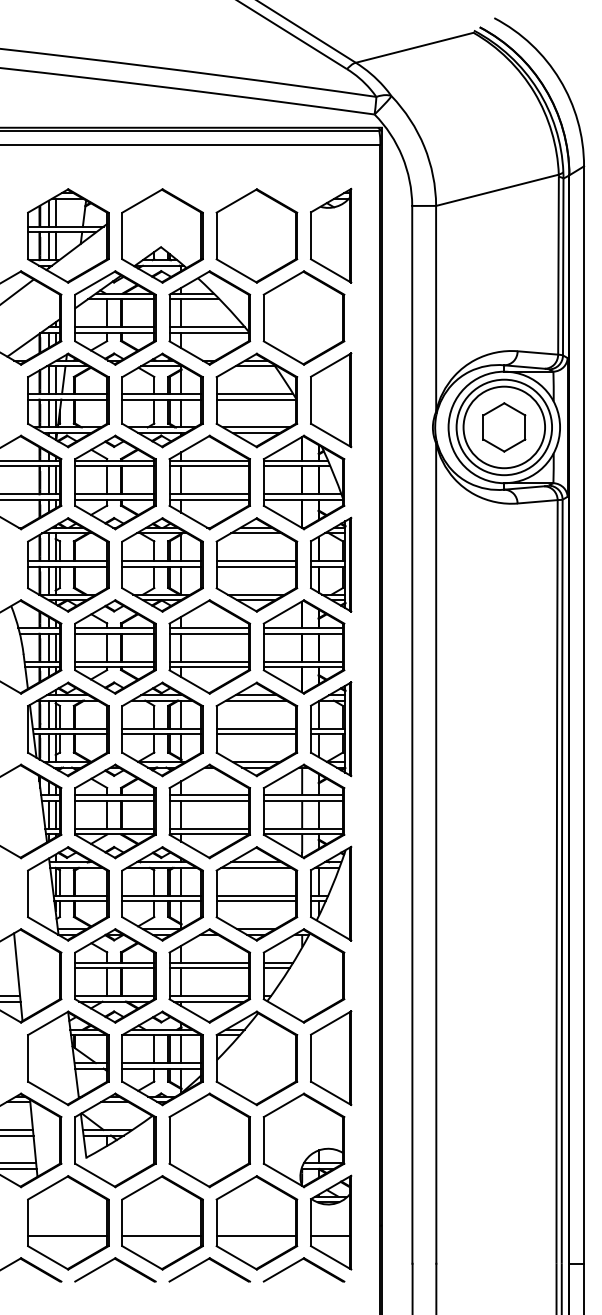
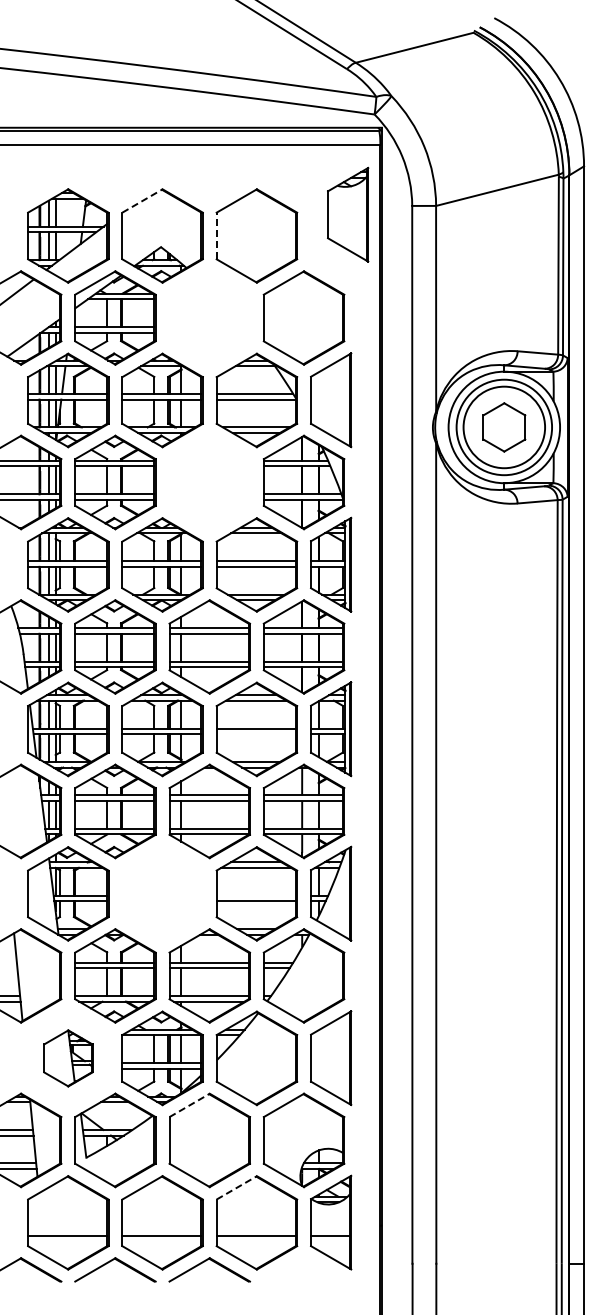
line: solid -> dashed (142, 200)
line: solid -> dashed (216, 235)
part position: (331, 235) -> (348, 214) (348, 214)
part: present -> none (209, 317)
part: present -> none (209, 482)
line: present -> none (255, 734)
part: present -> none (162, 893)
line: present -> none (255, 895)
part size: 83x97 px -> 51x59 px (68, 1058)
line: solid -> dashed (190, 1105)
line: solid -> dashed (237, 1187)
part: present -> none (307, 1262)
